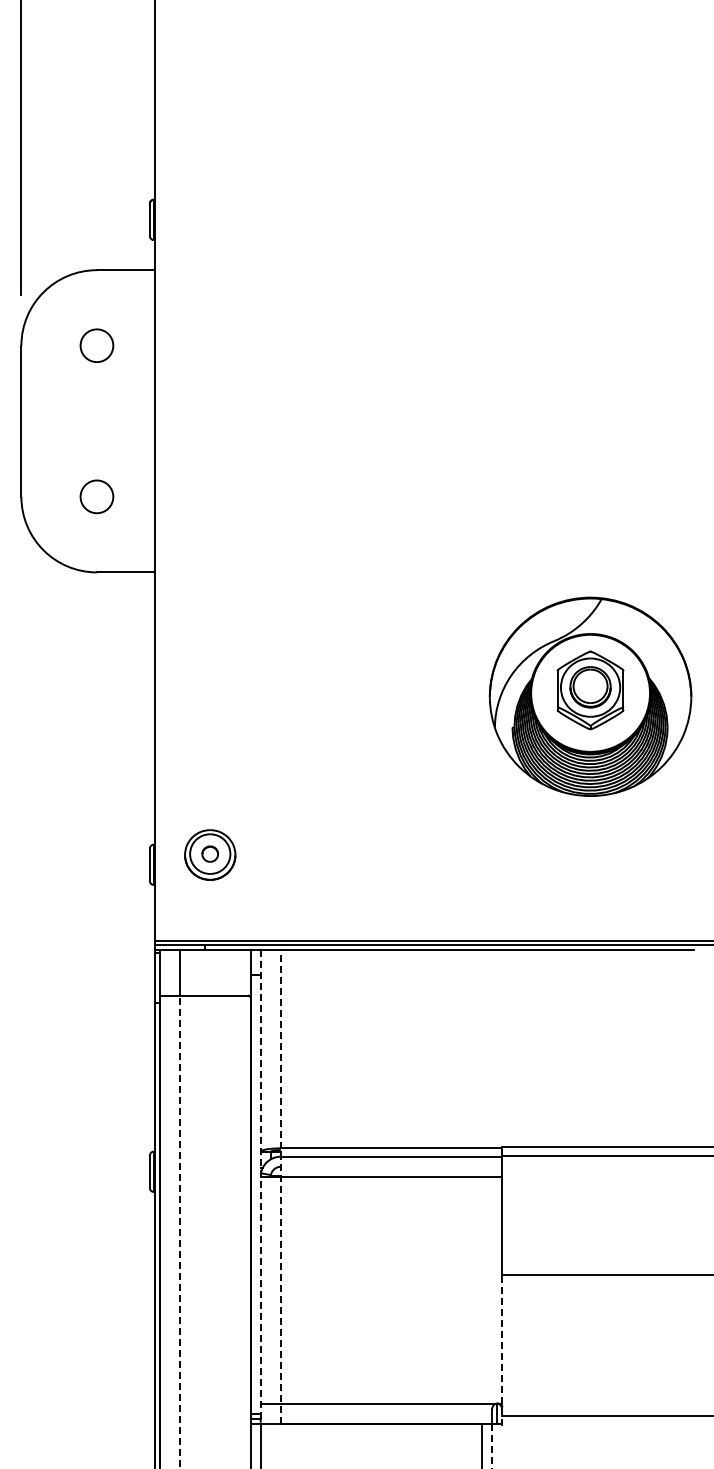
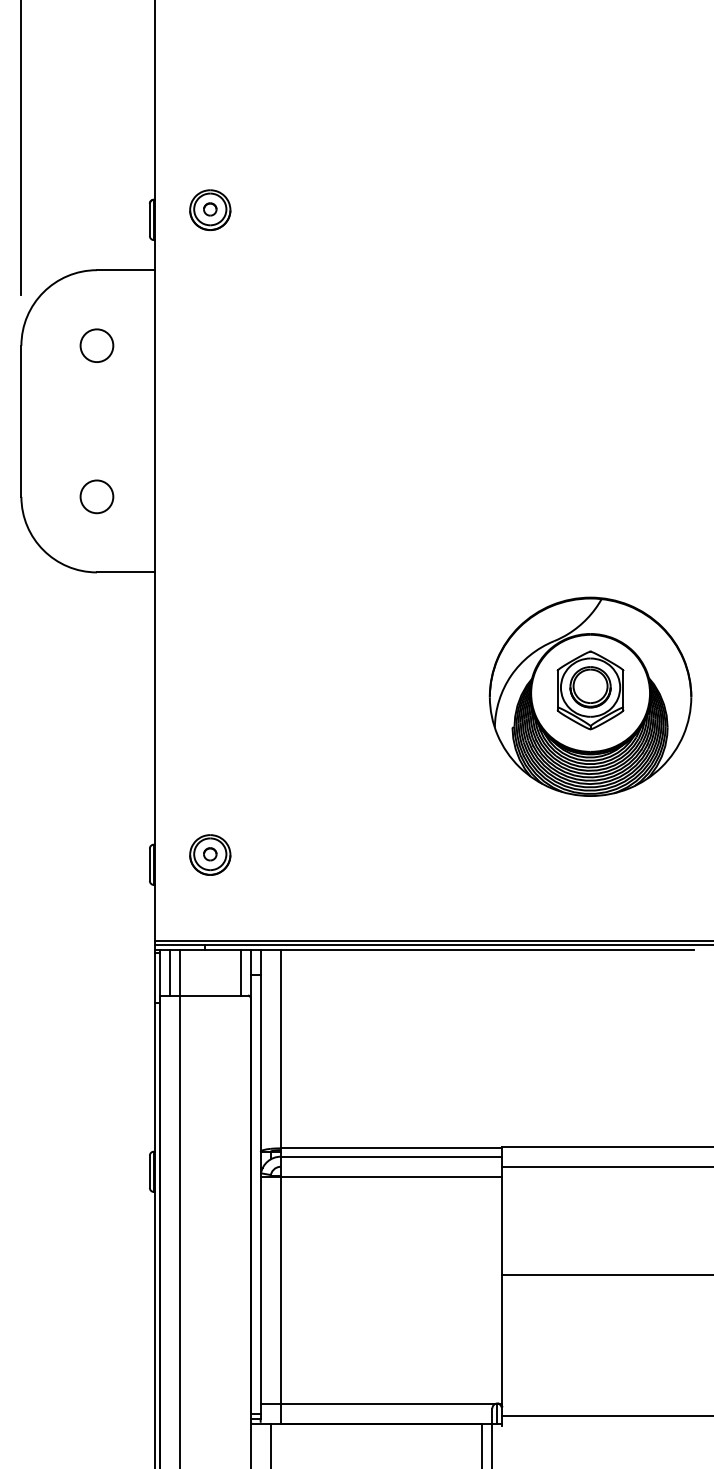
part: none -> present (210, 209)
part size: 53x52 px -> 43x42 px (210, 854)
line: none -> present (170, 972)
line: none -> present (240, 972)
line position: (606, 1155) -> (606, 1166) (606, 1166)
line: dashed -> solid (260, 1184)
line: dashed -> solid (280, 1186)
line: dashed -> solid (180, 1231)
line: dashed -> solid (502, 1350)
line position: (260, 1444) -> (270, 1444) (270, 1444)
line: dashed -> solid (492, 1446)
